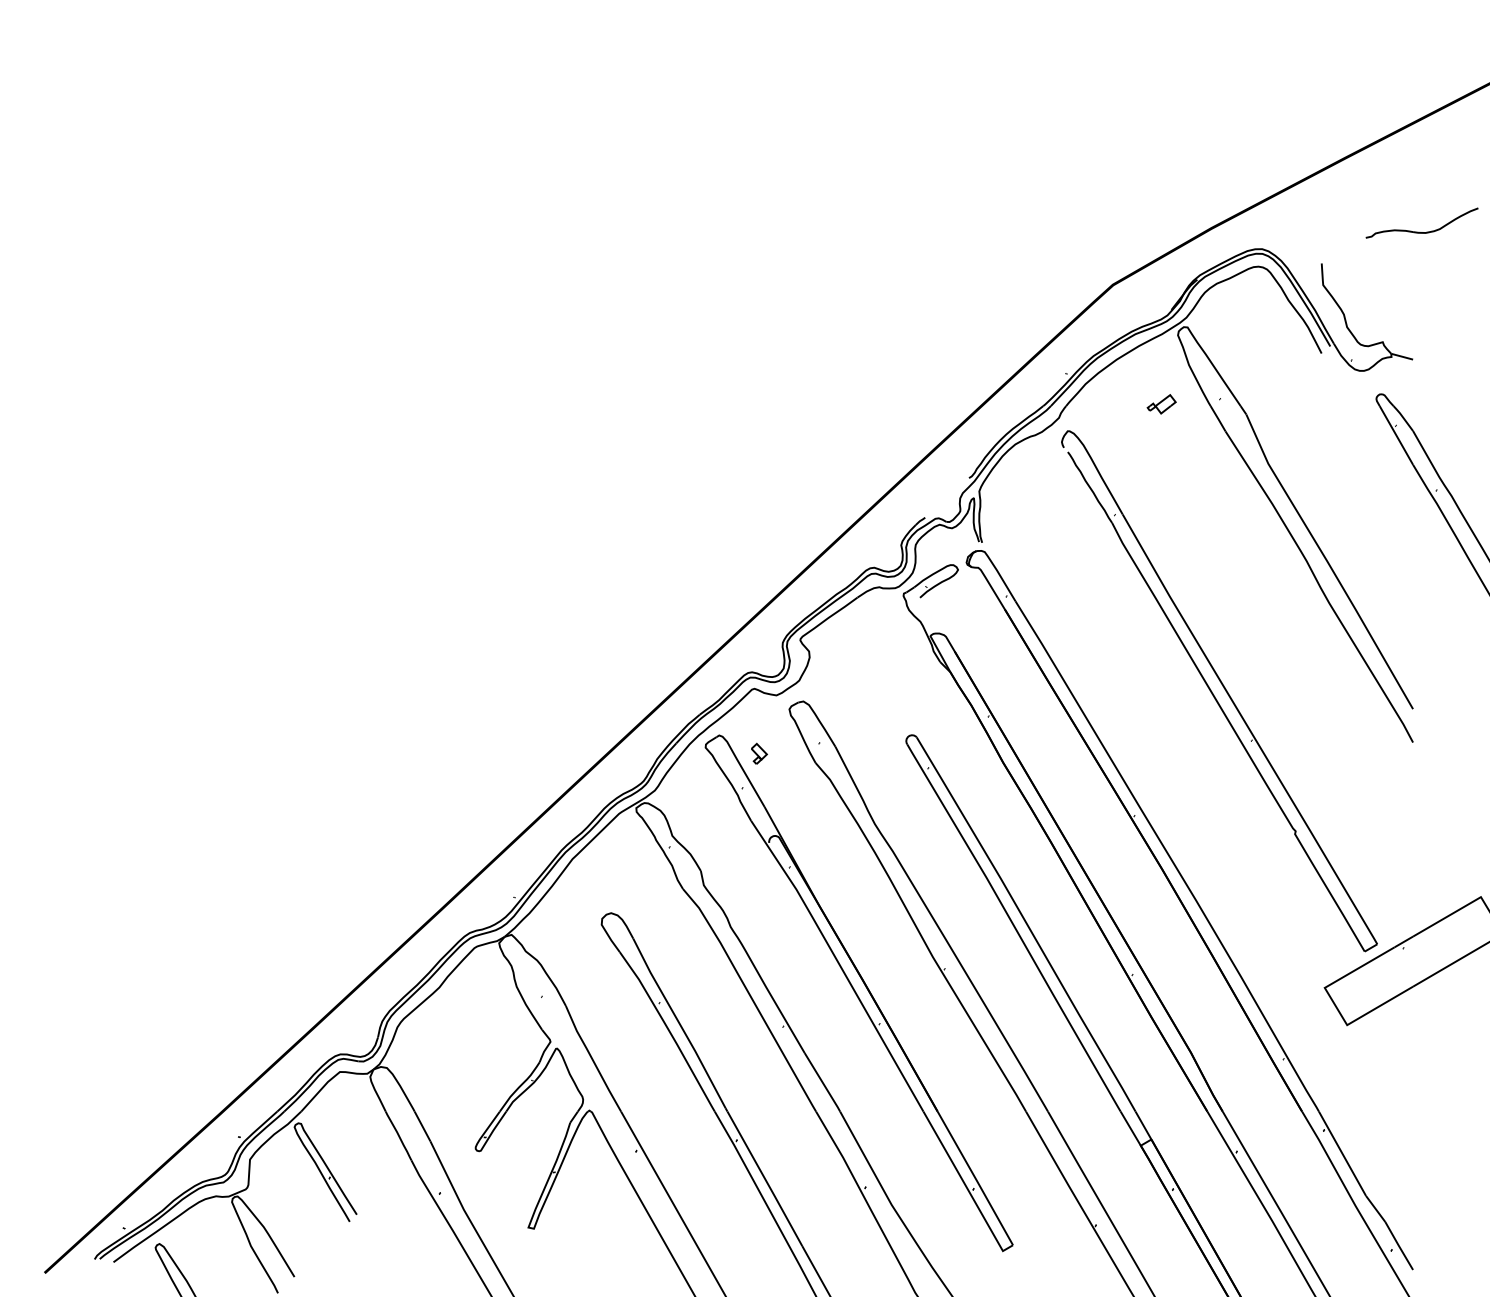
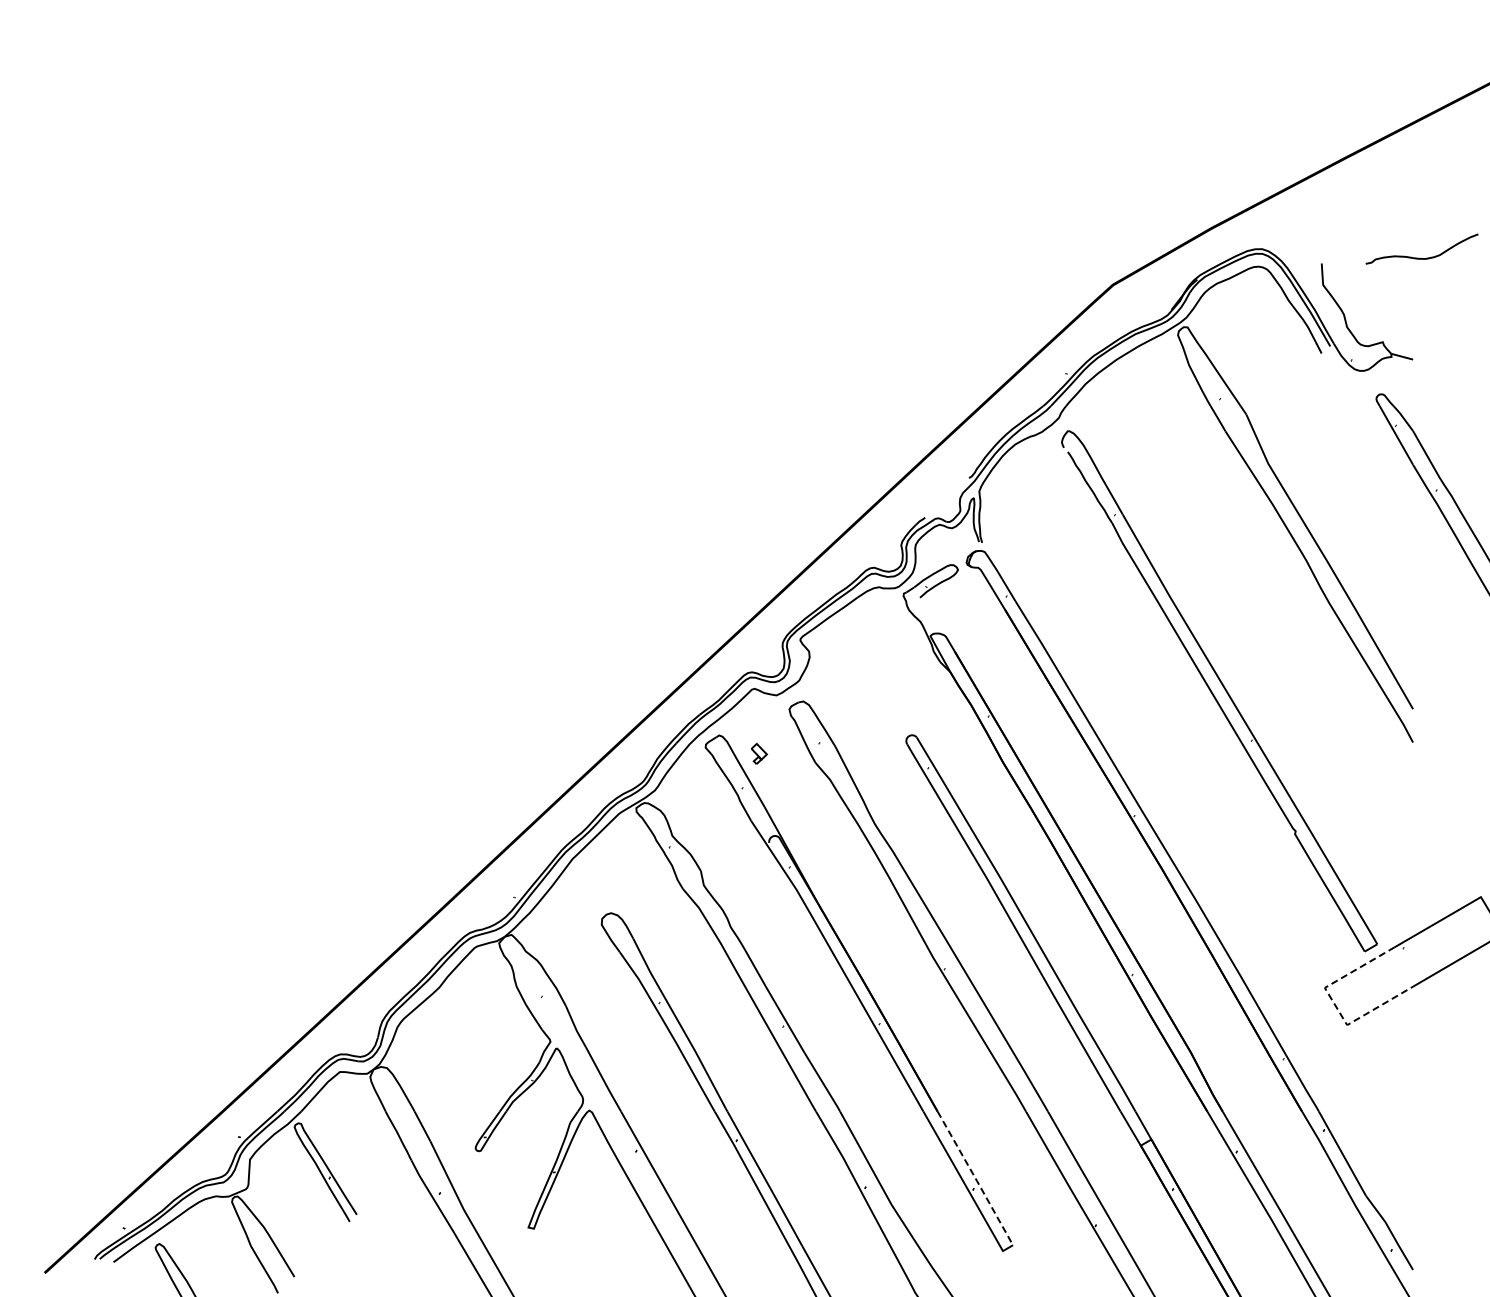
part position: (1419, 231) -> (1419, 257) (1419, 257)
part: present -> none (1161, 404)
line: solid -> dashed (1334, 1004)
line: solid -> dashed (975, 1179)
